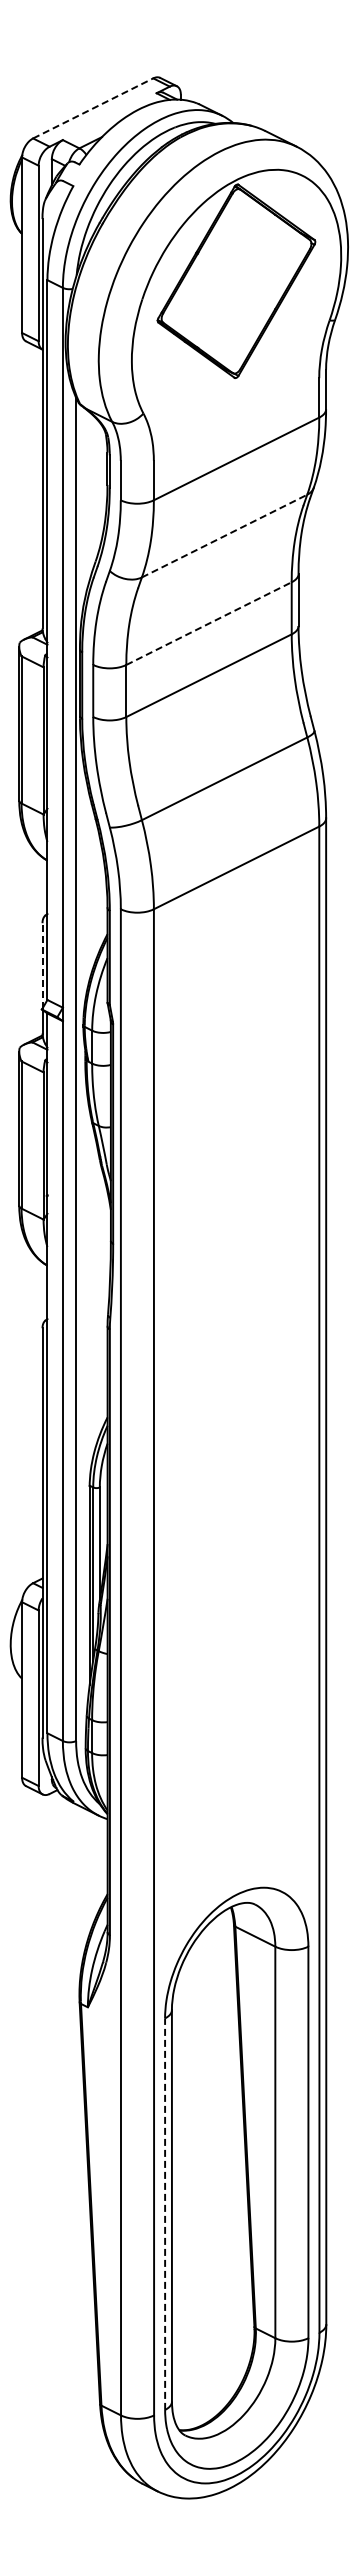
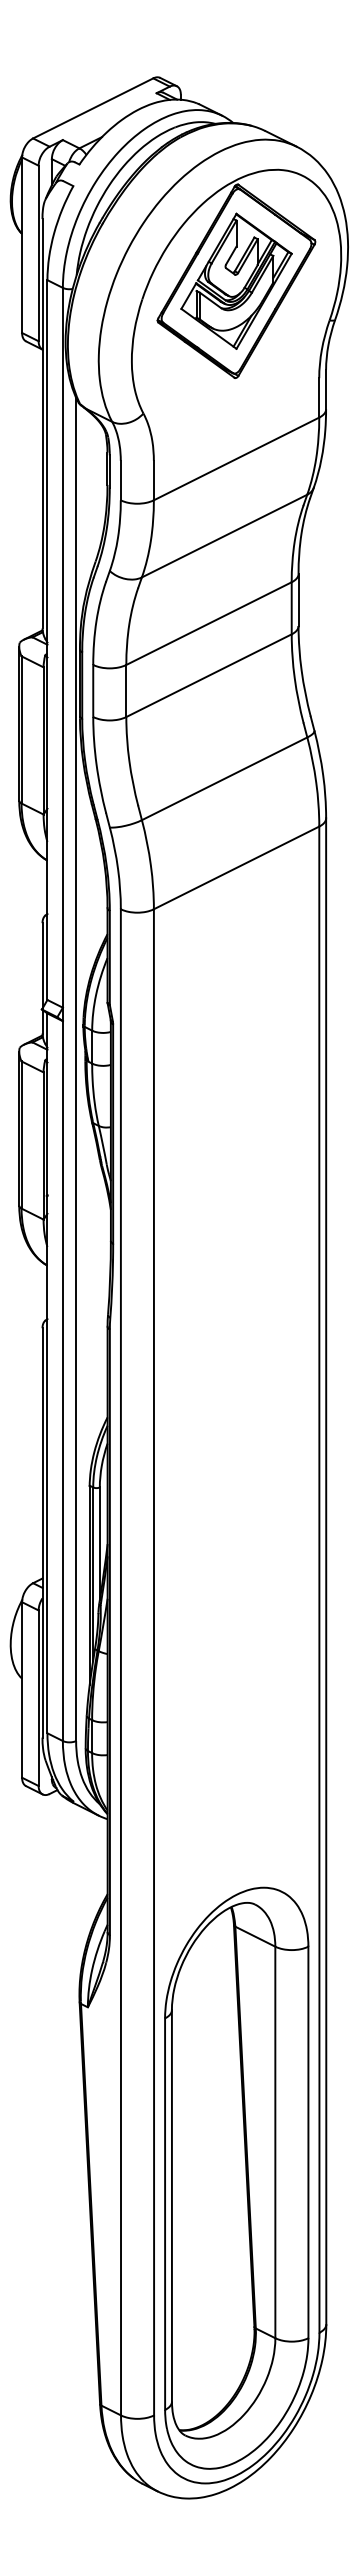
line: dashed -> solid (93, 108)
part: none -> present (236, 280)
line: dashed -> solid (225, 535)
line: dashed -> solid (209, 623)
line: dashed -> solid (42, 965)
line: dashed -> solid (165, 2214)
